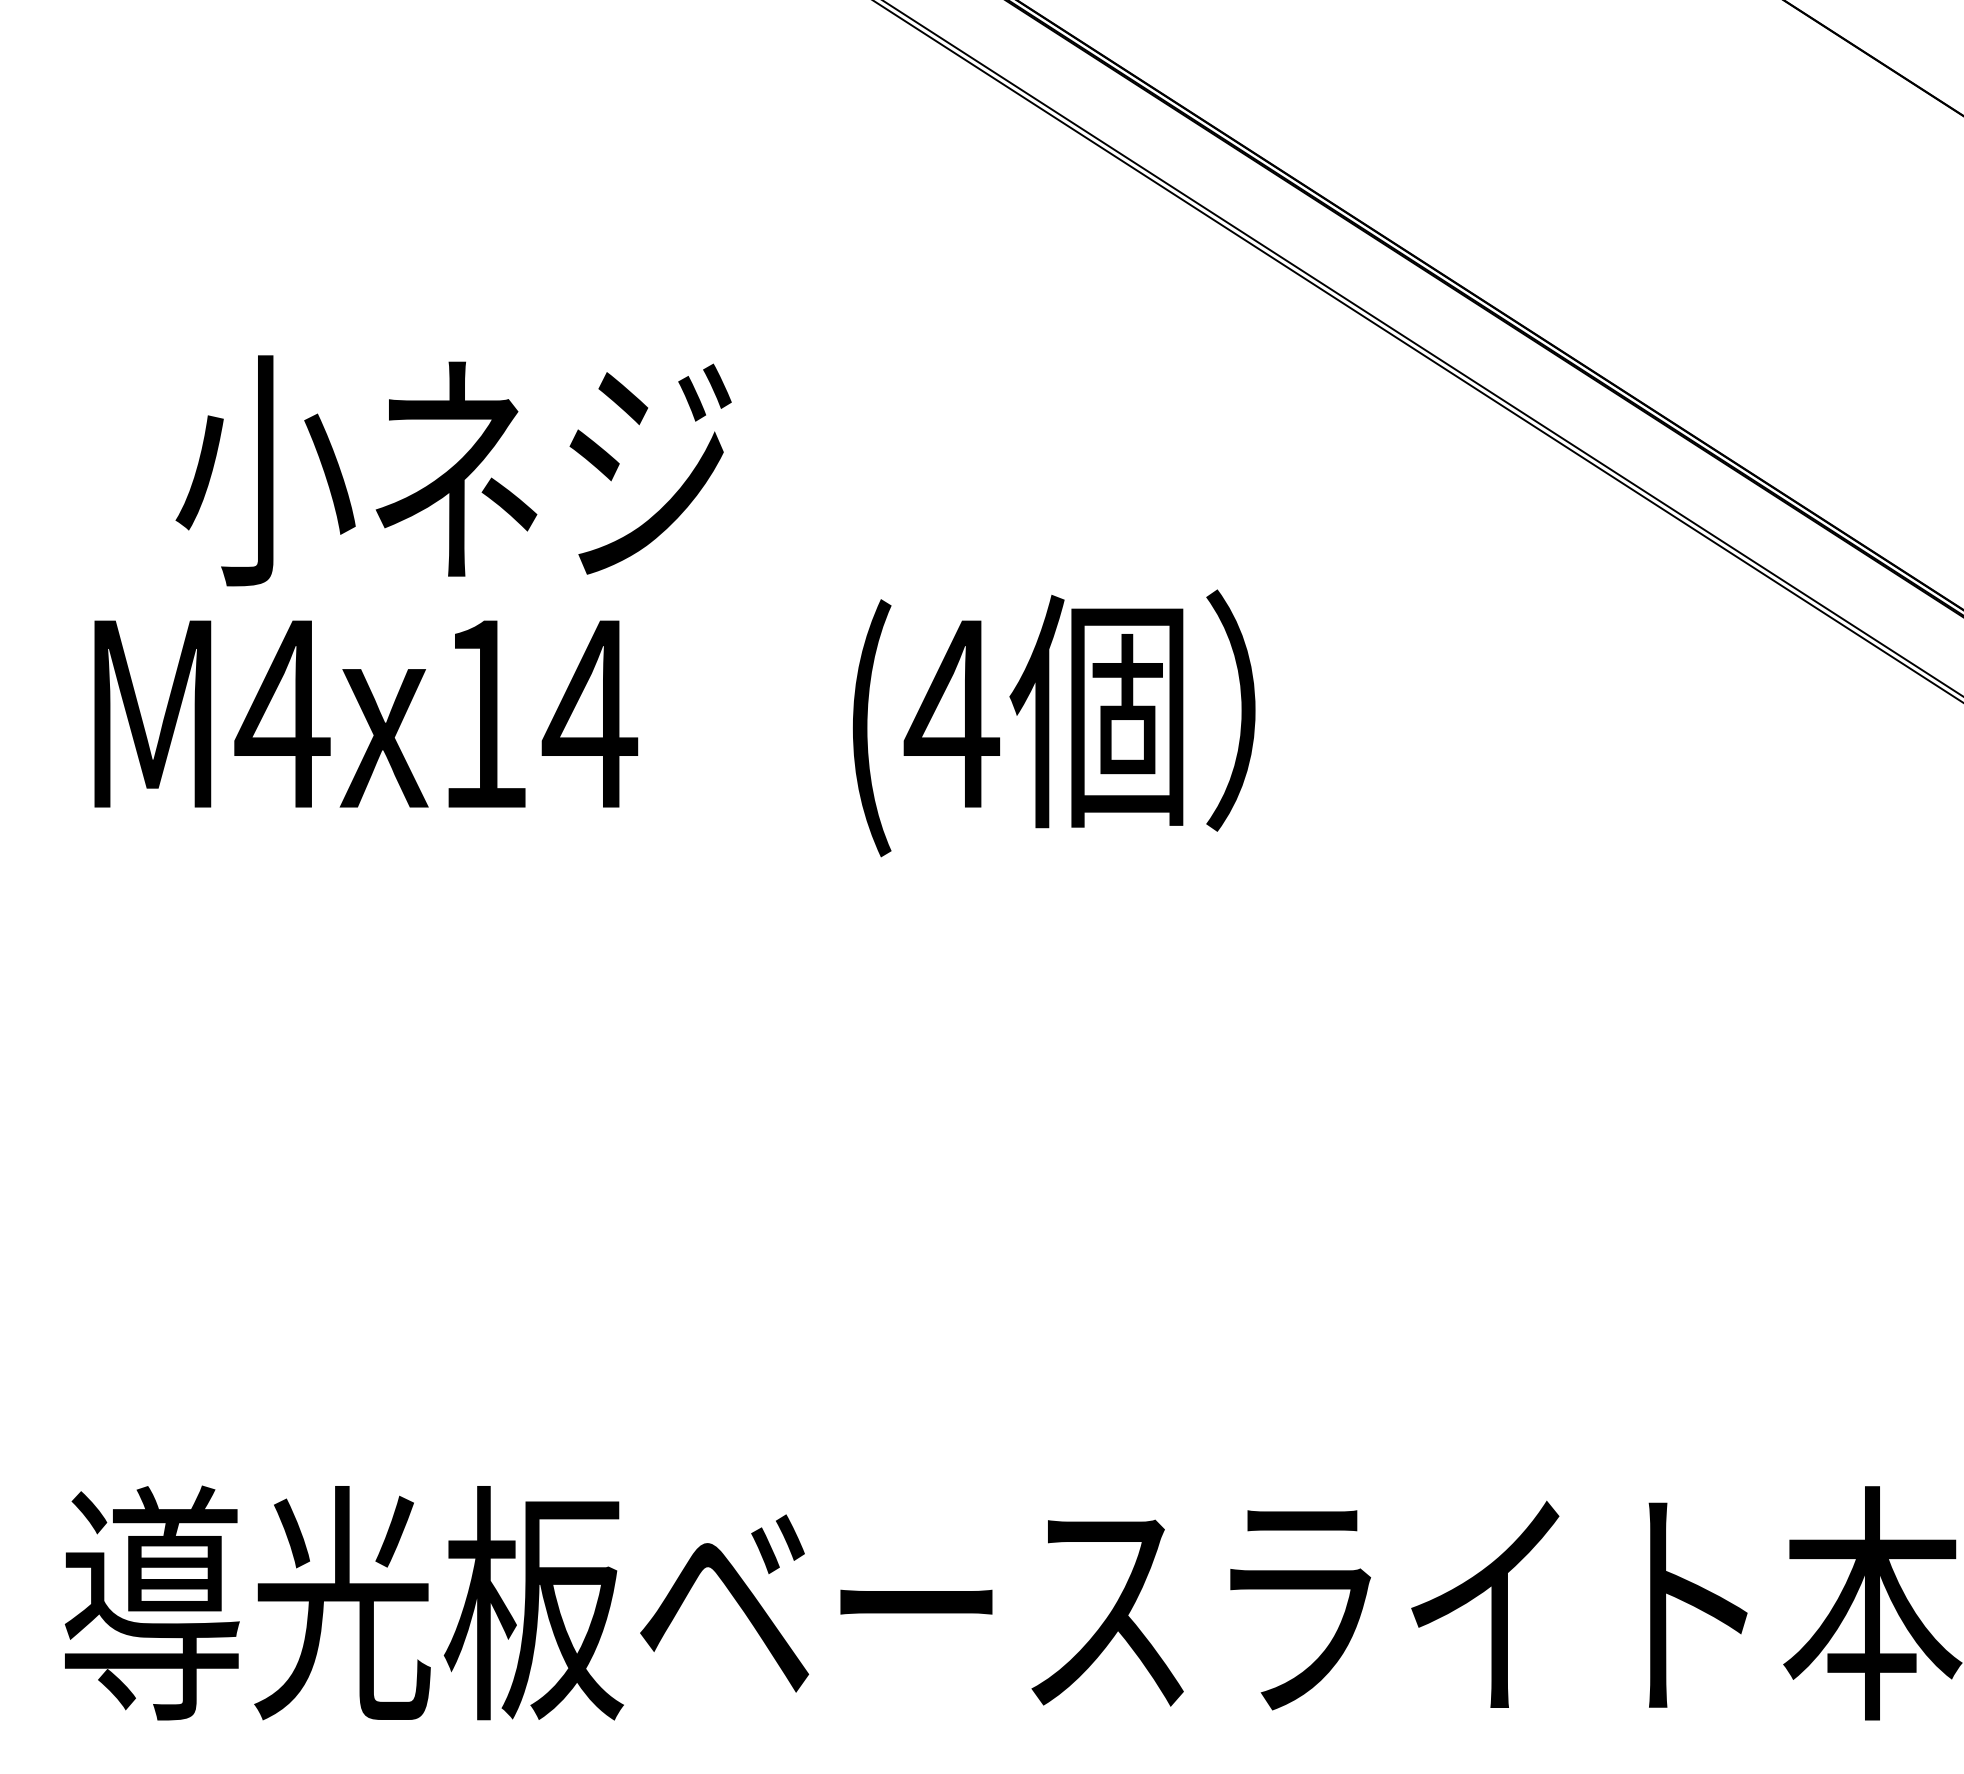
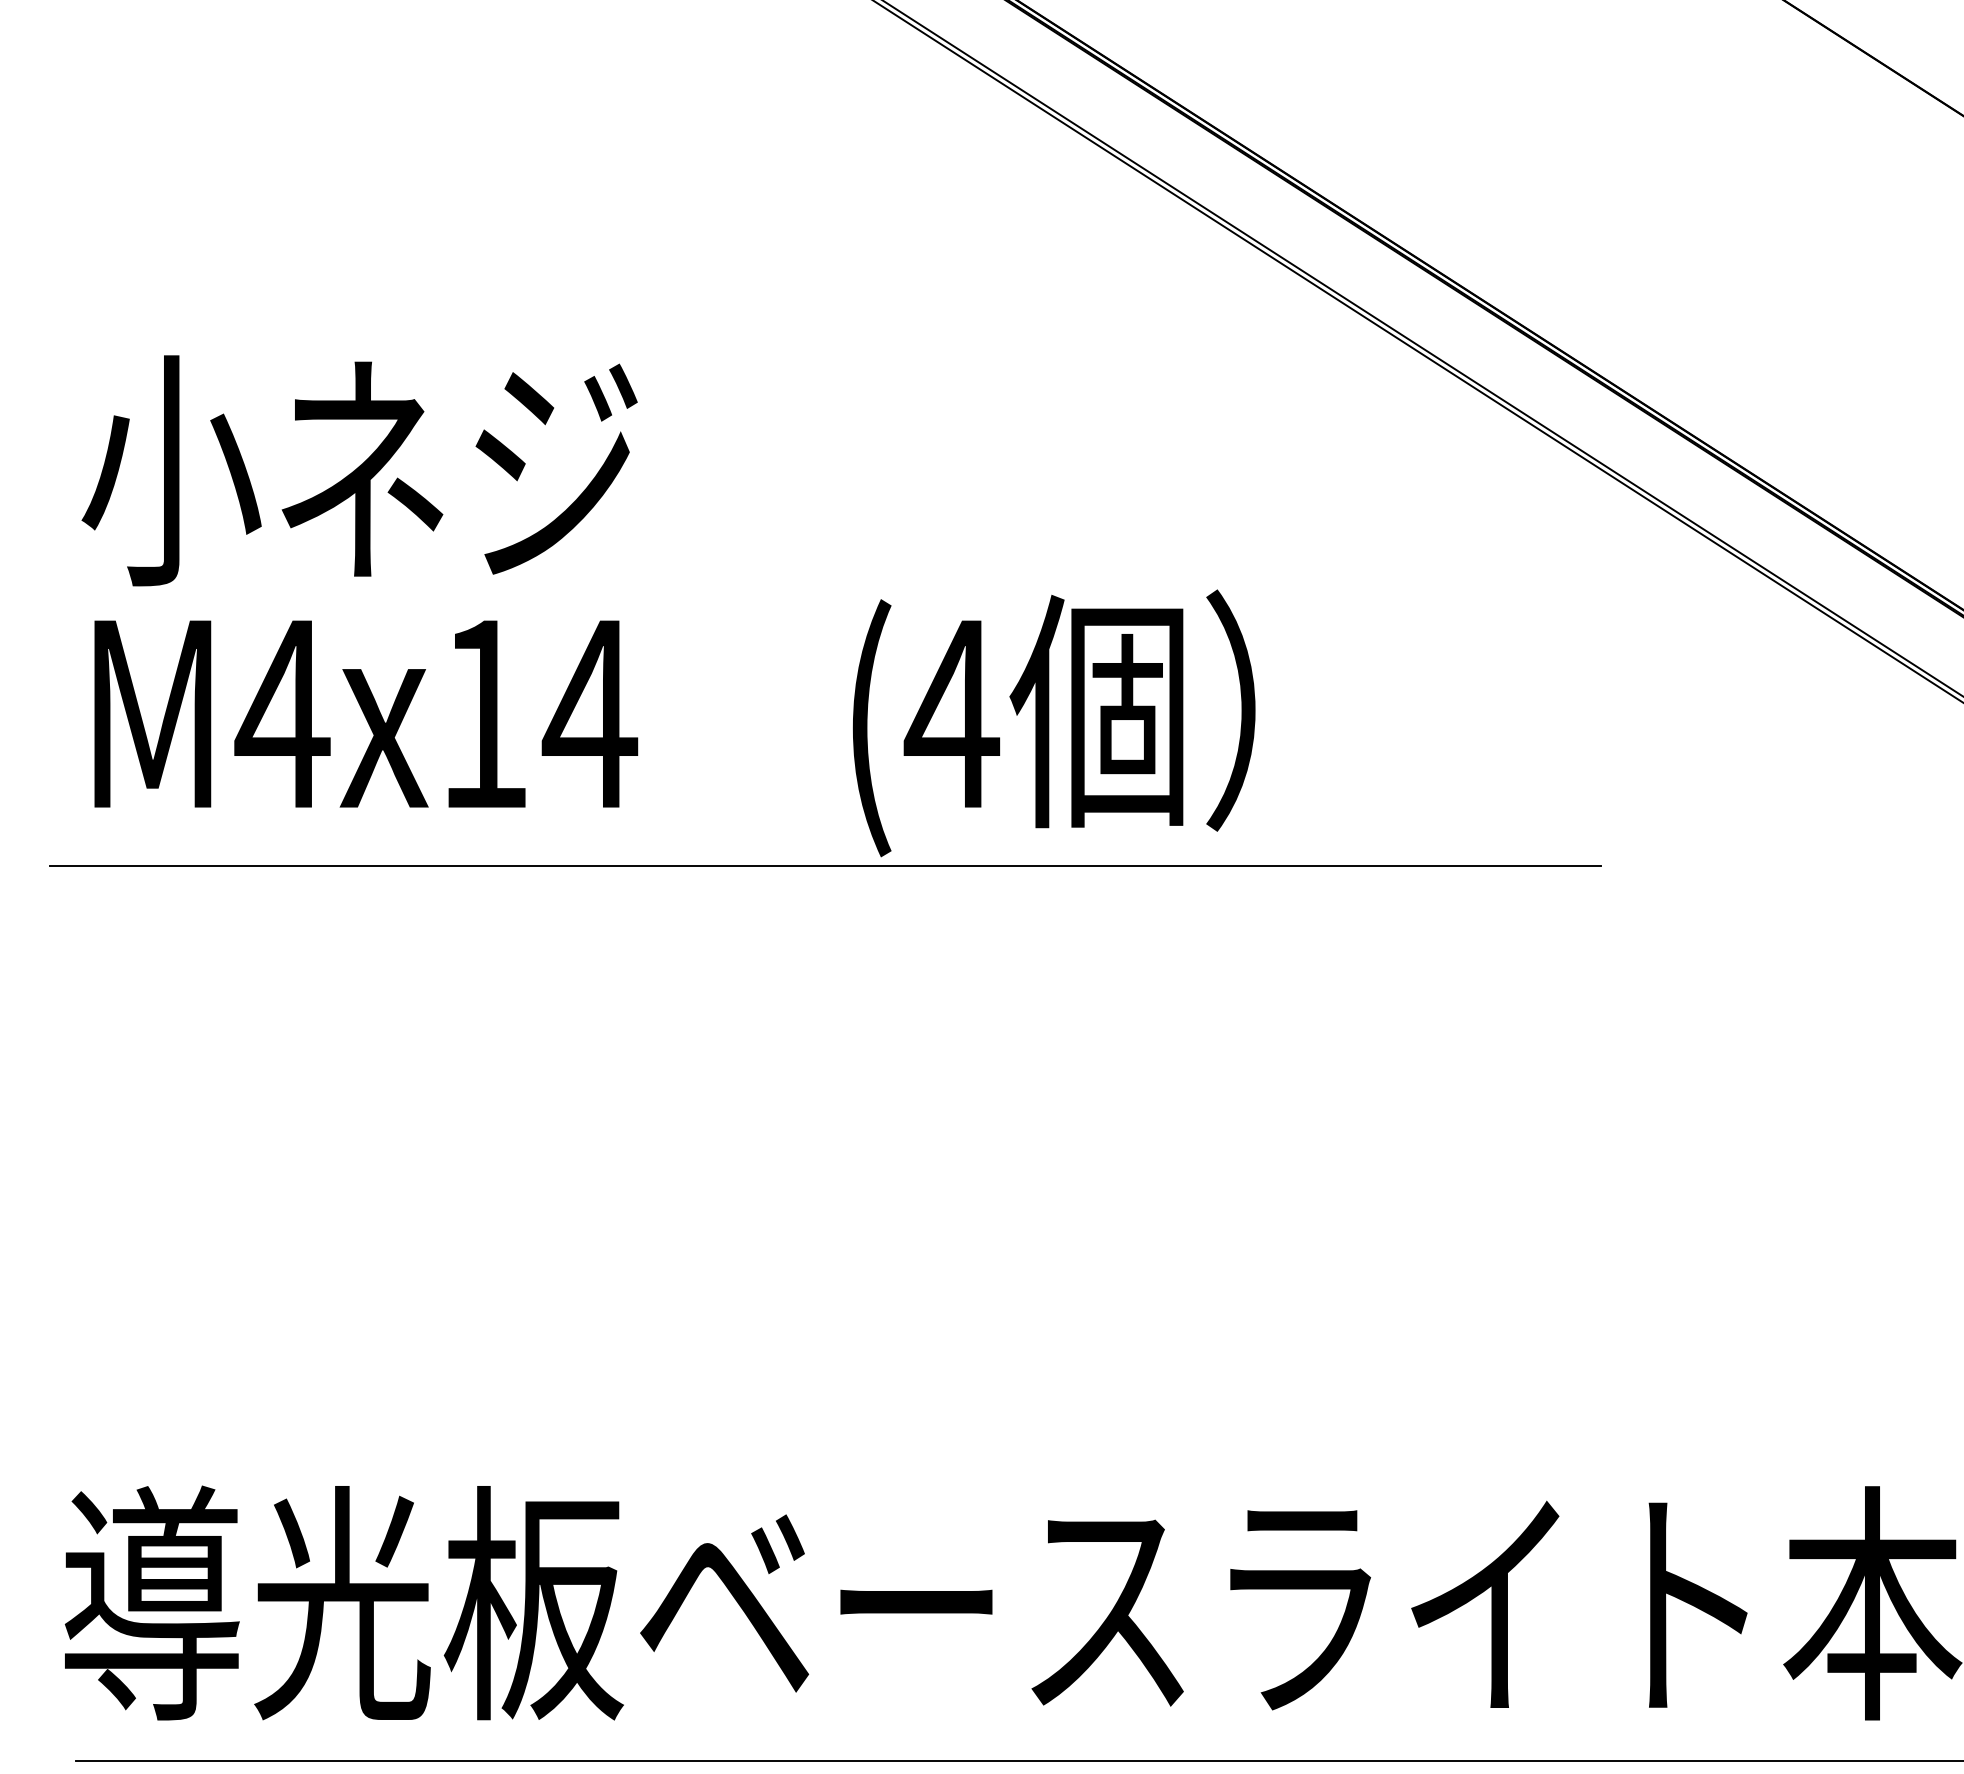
text position: (453, 470) -> (359, 470) (359, 470)
line: none -> present (825, 866)
line: none -> present (1017, 1761)
